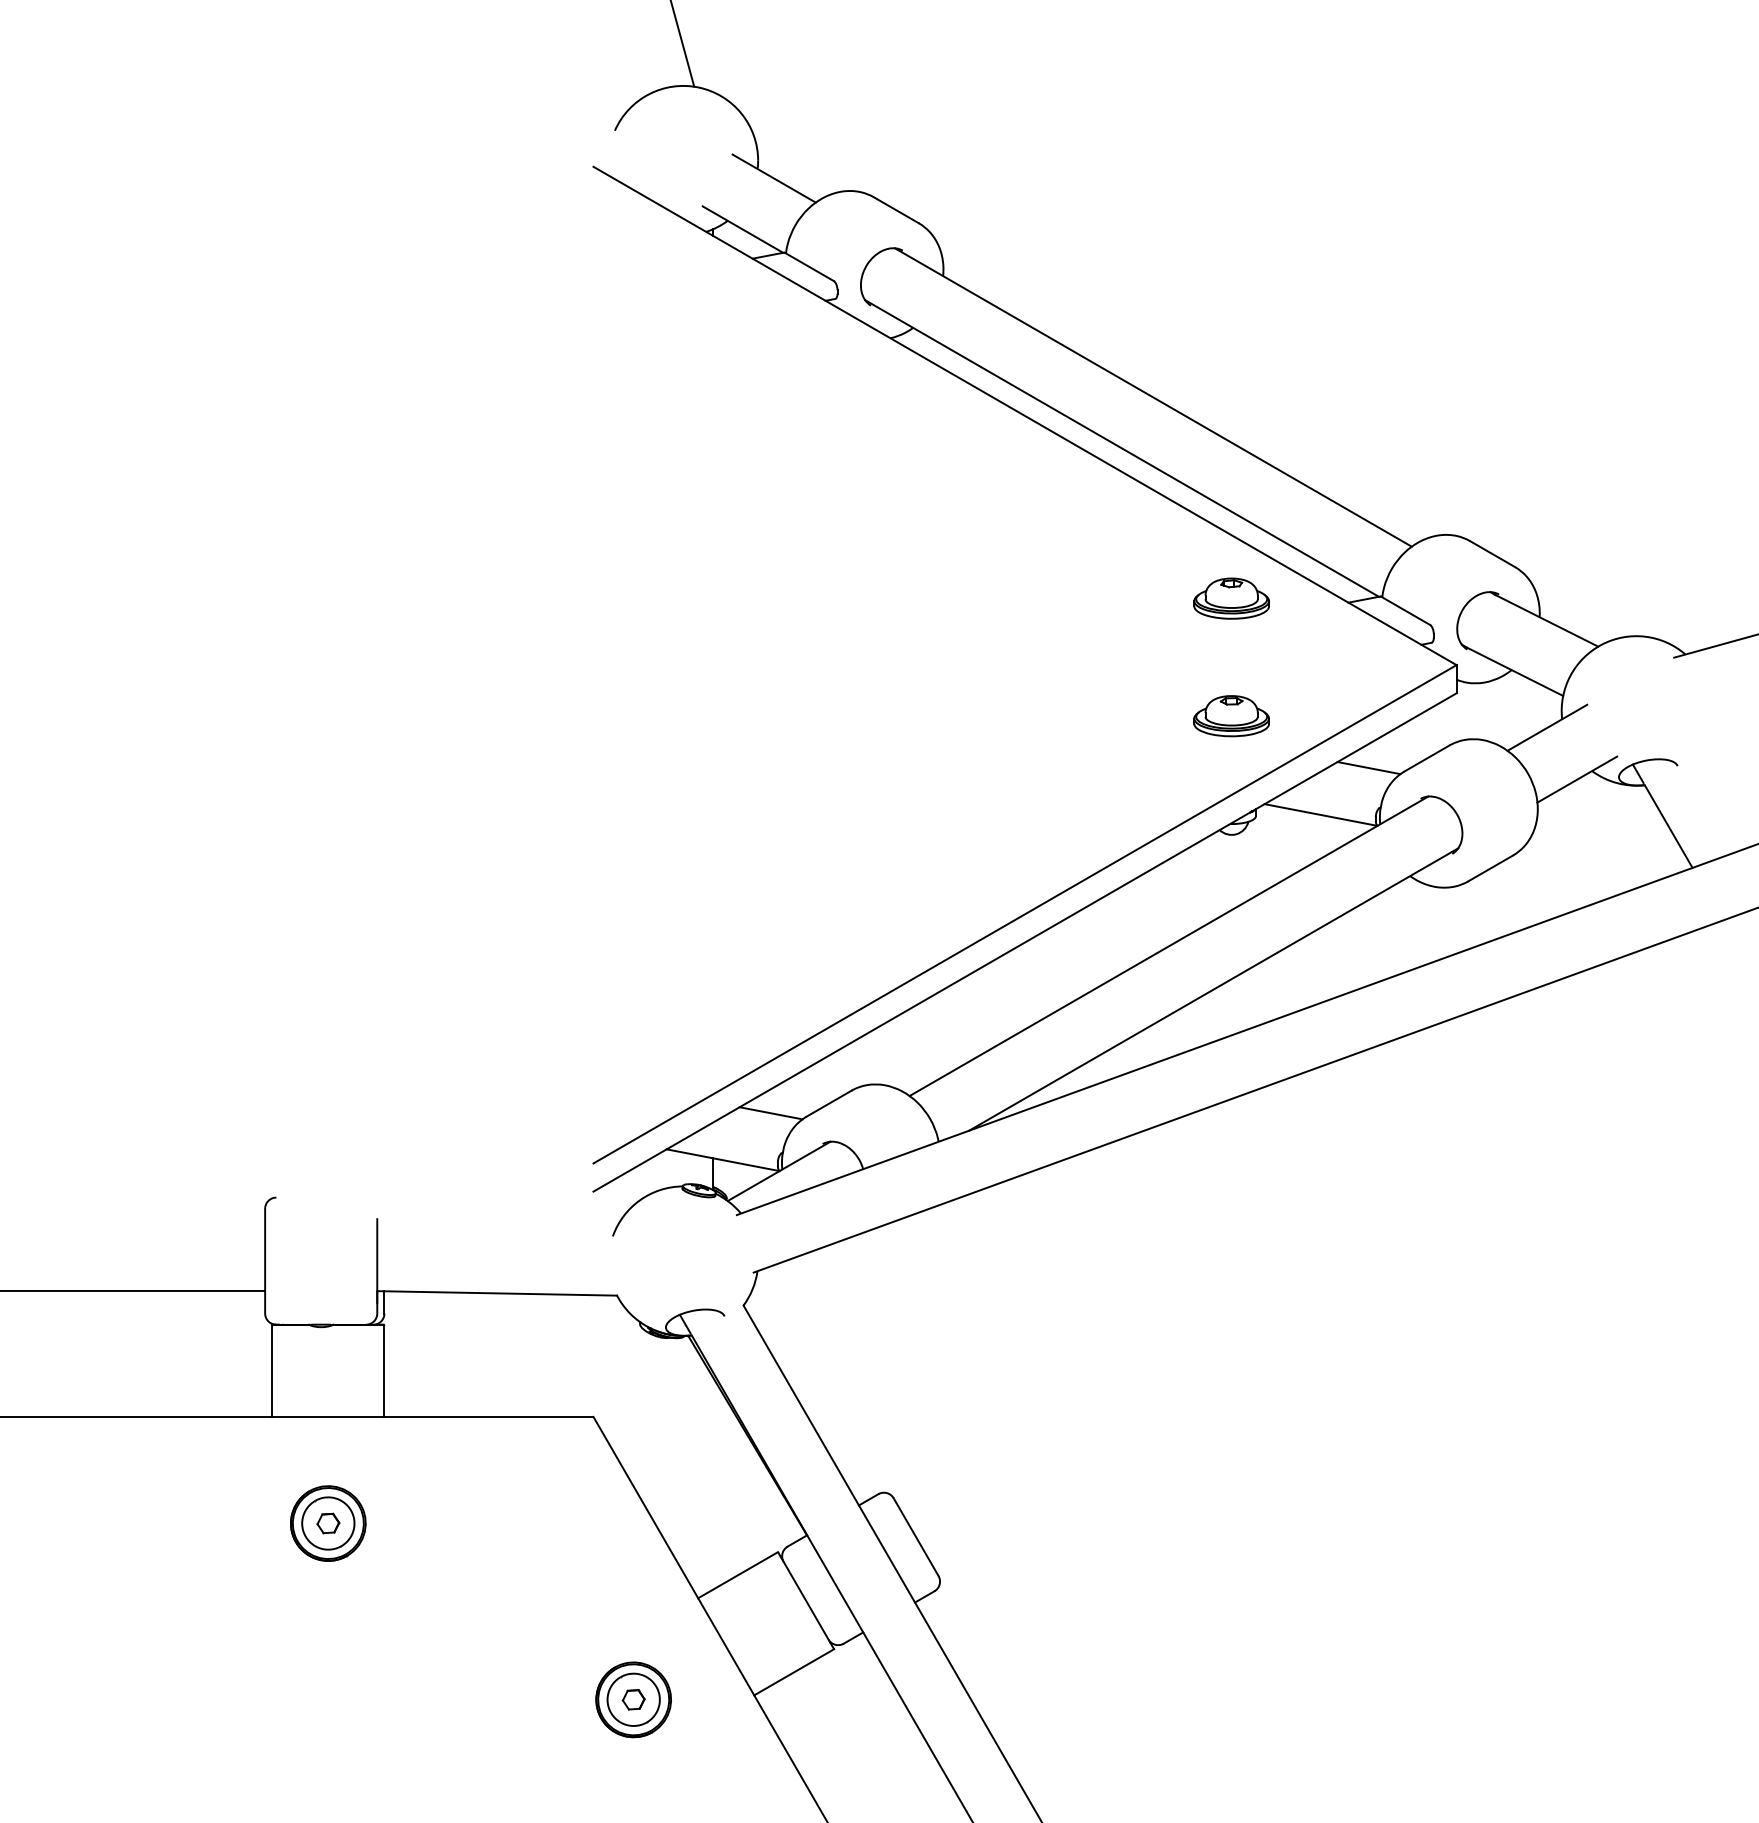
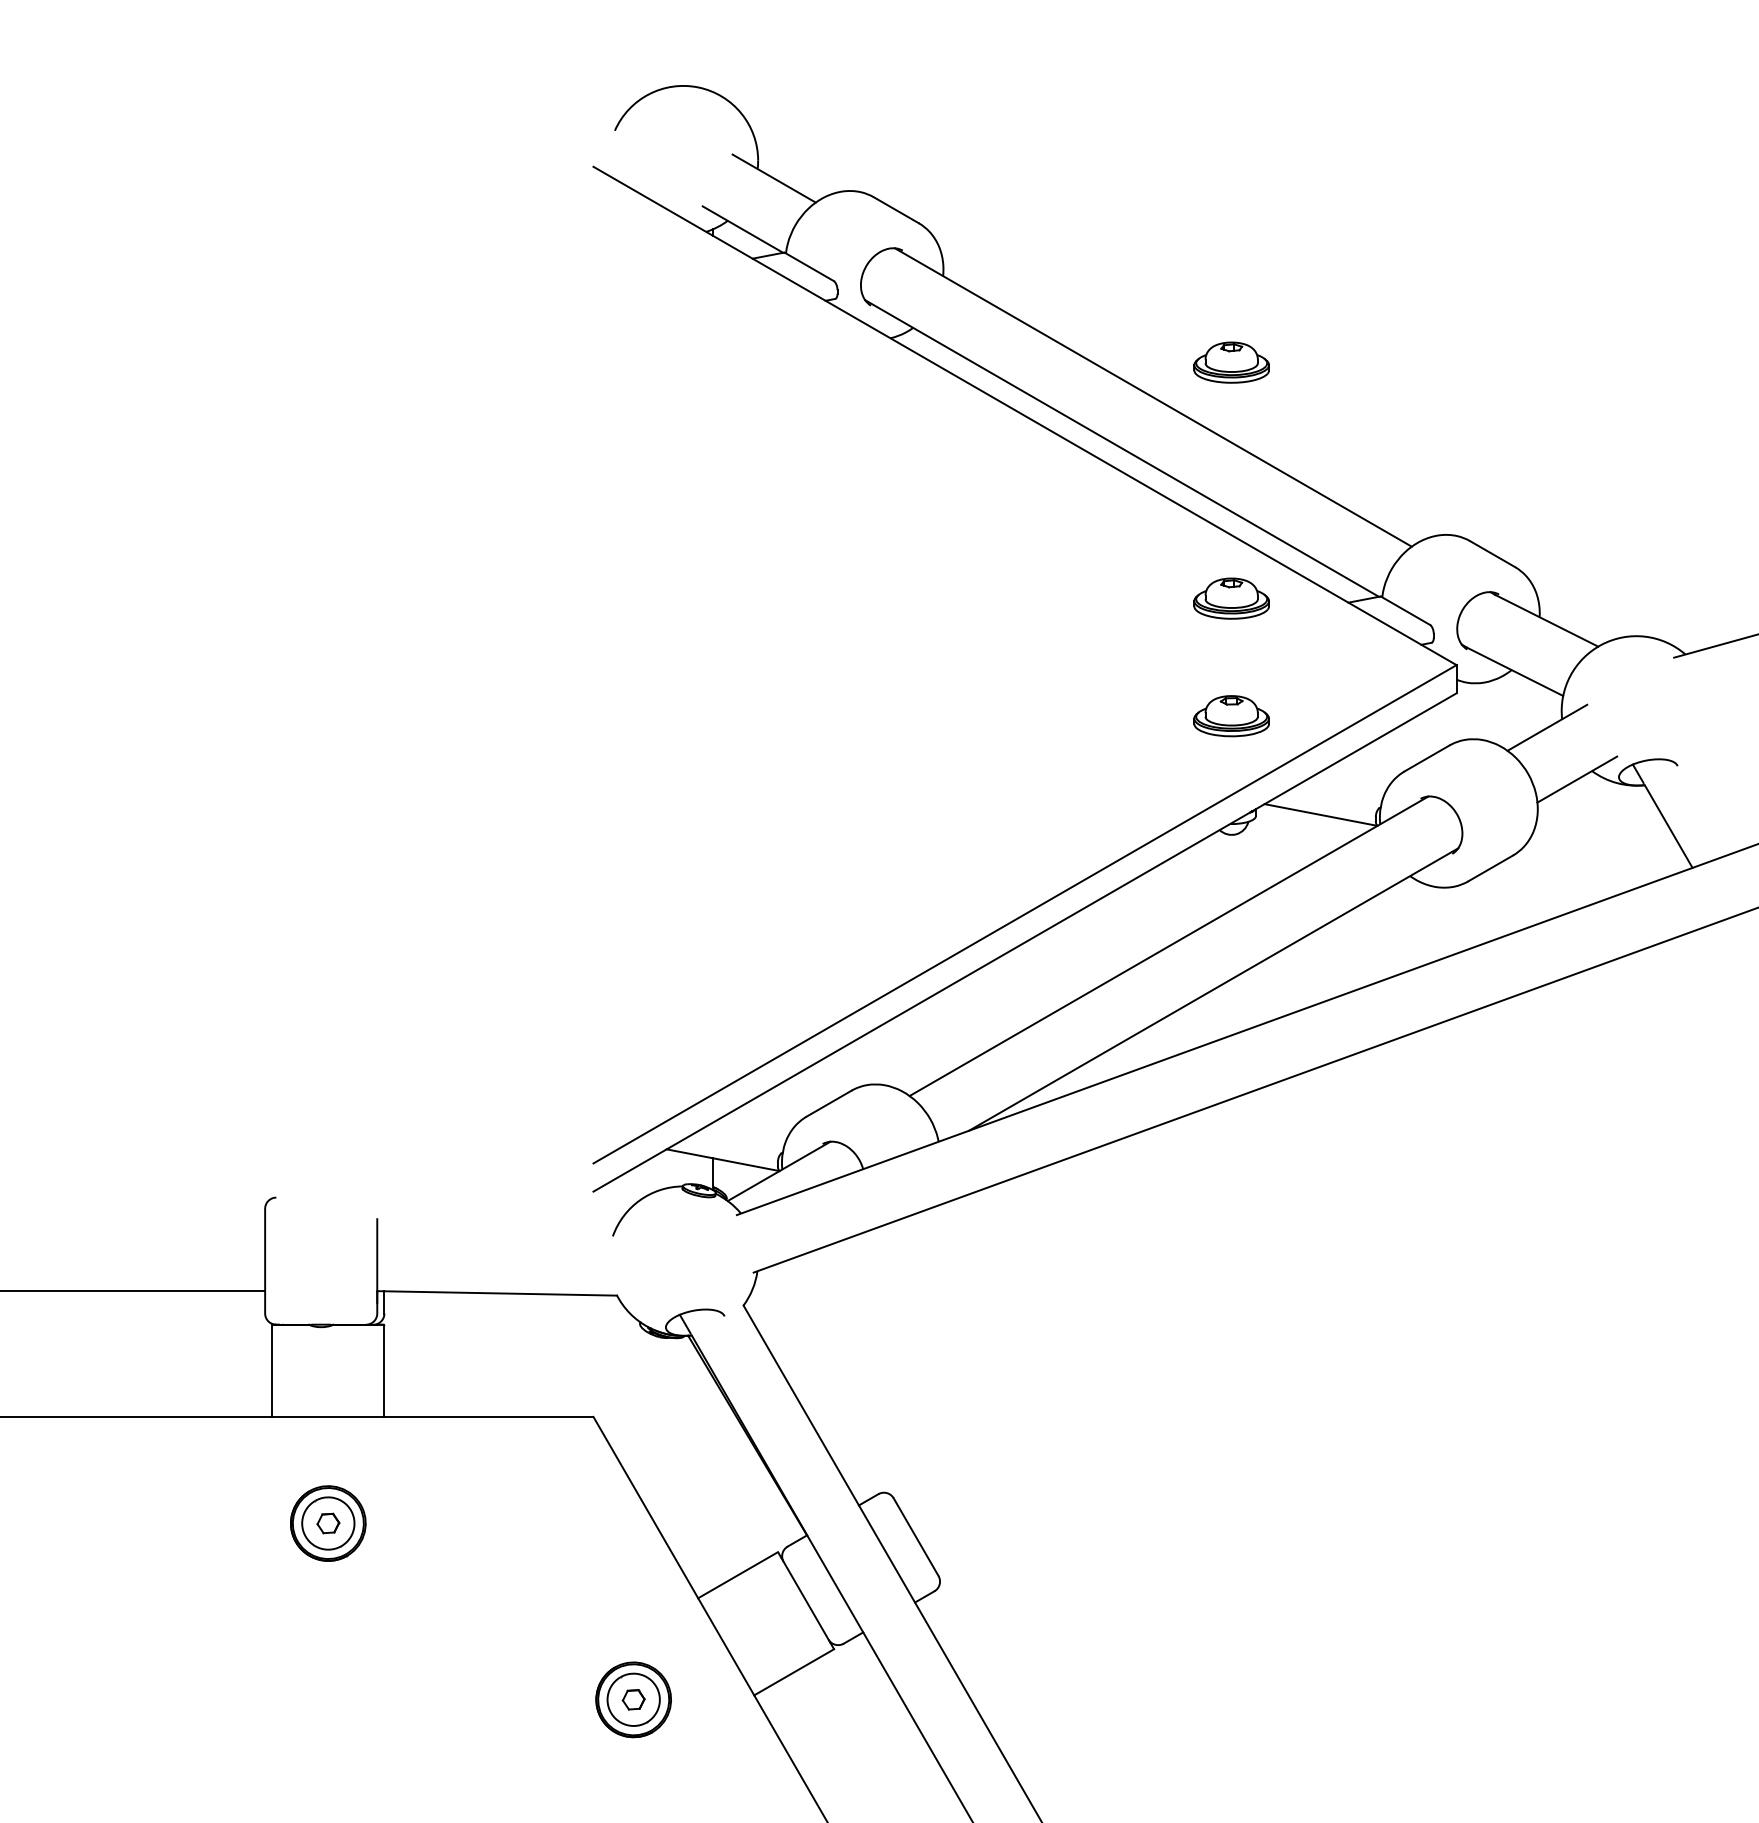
line: present -> none (682, 44)
part: none -> present (1231, 362)
line: present -> none (1368, 768)
line: present -> none (770, 1113)
